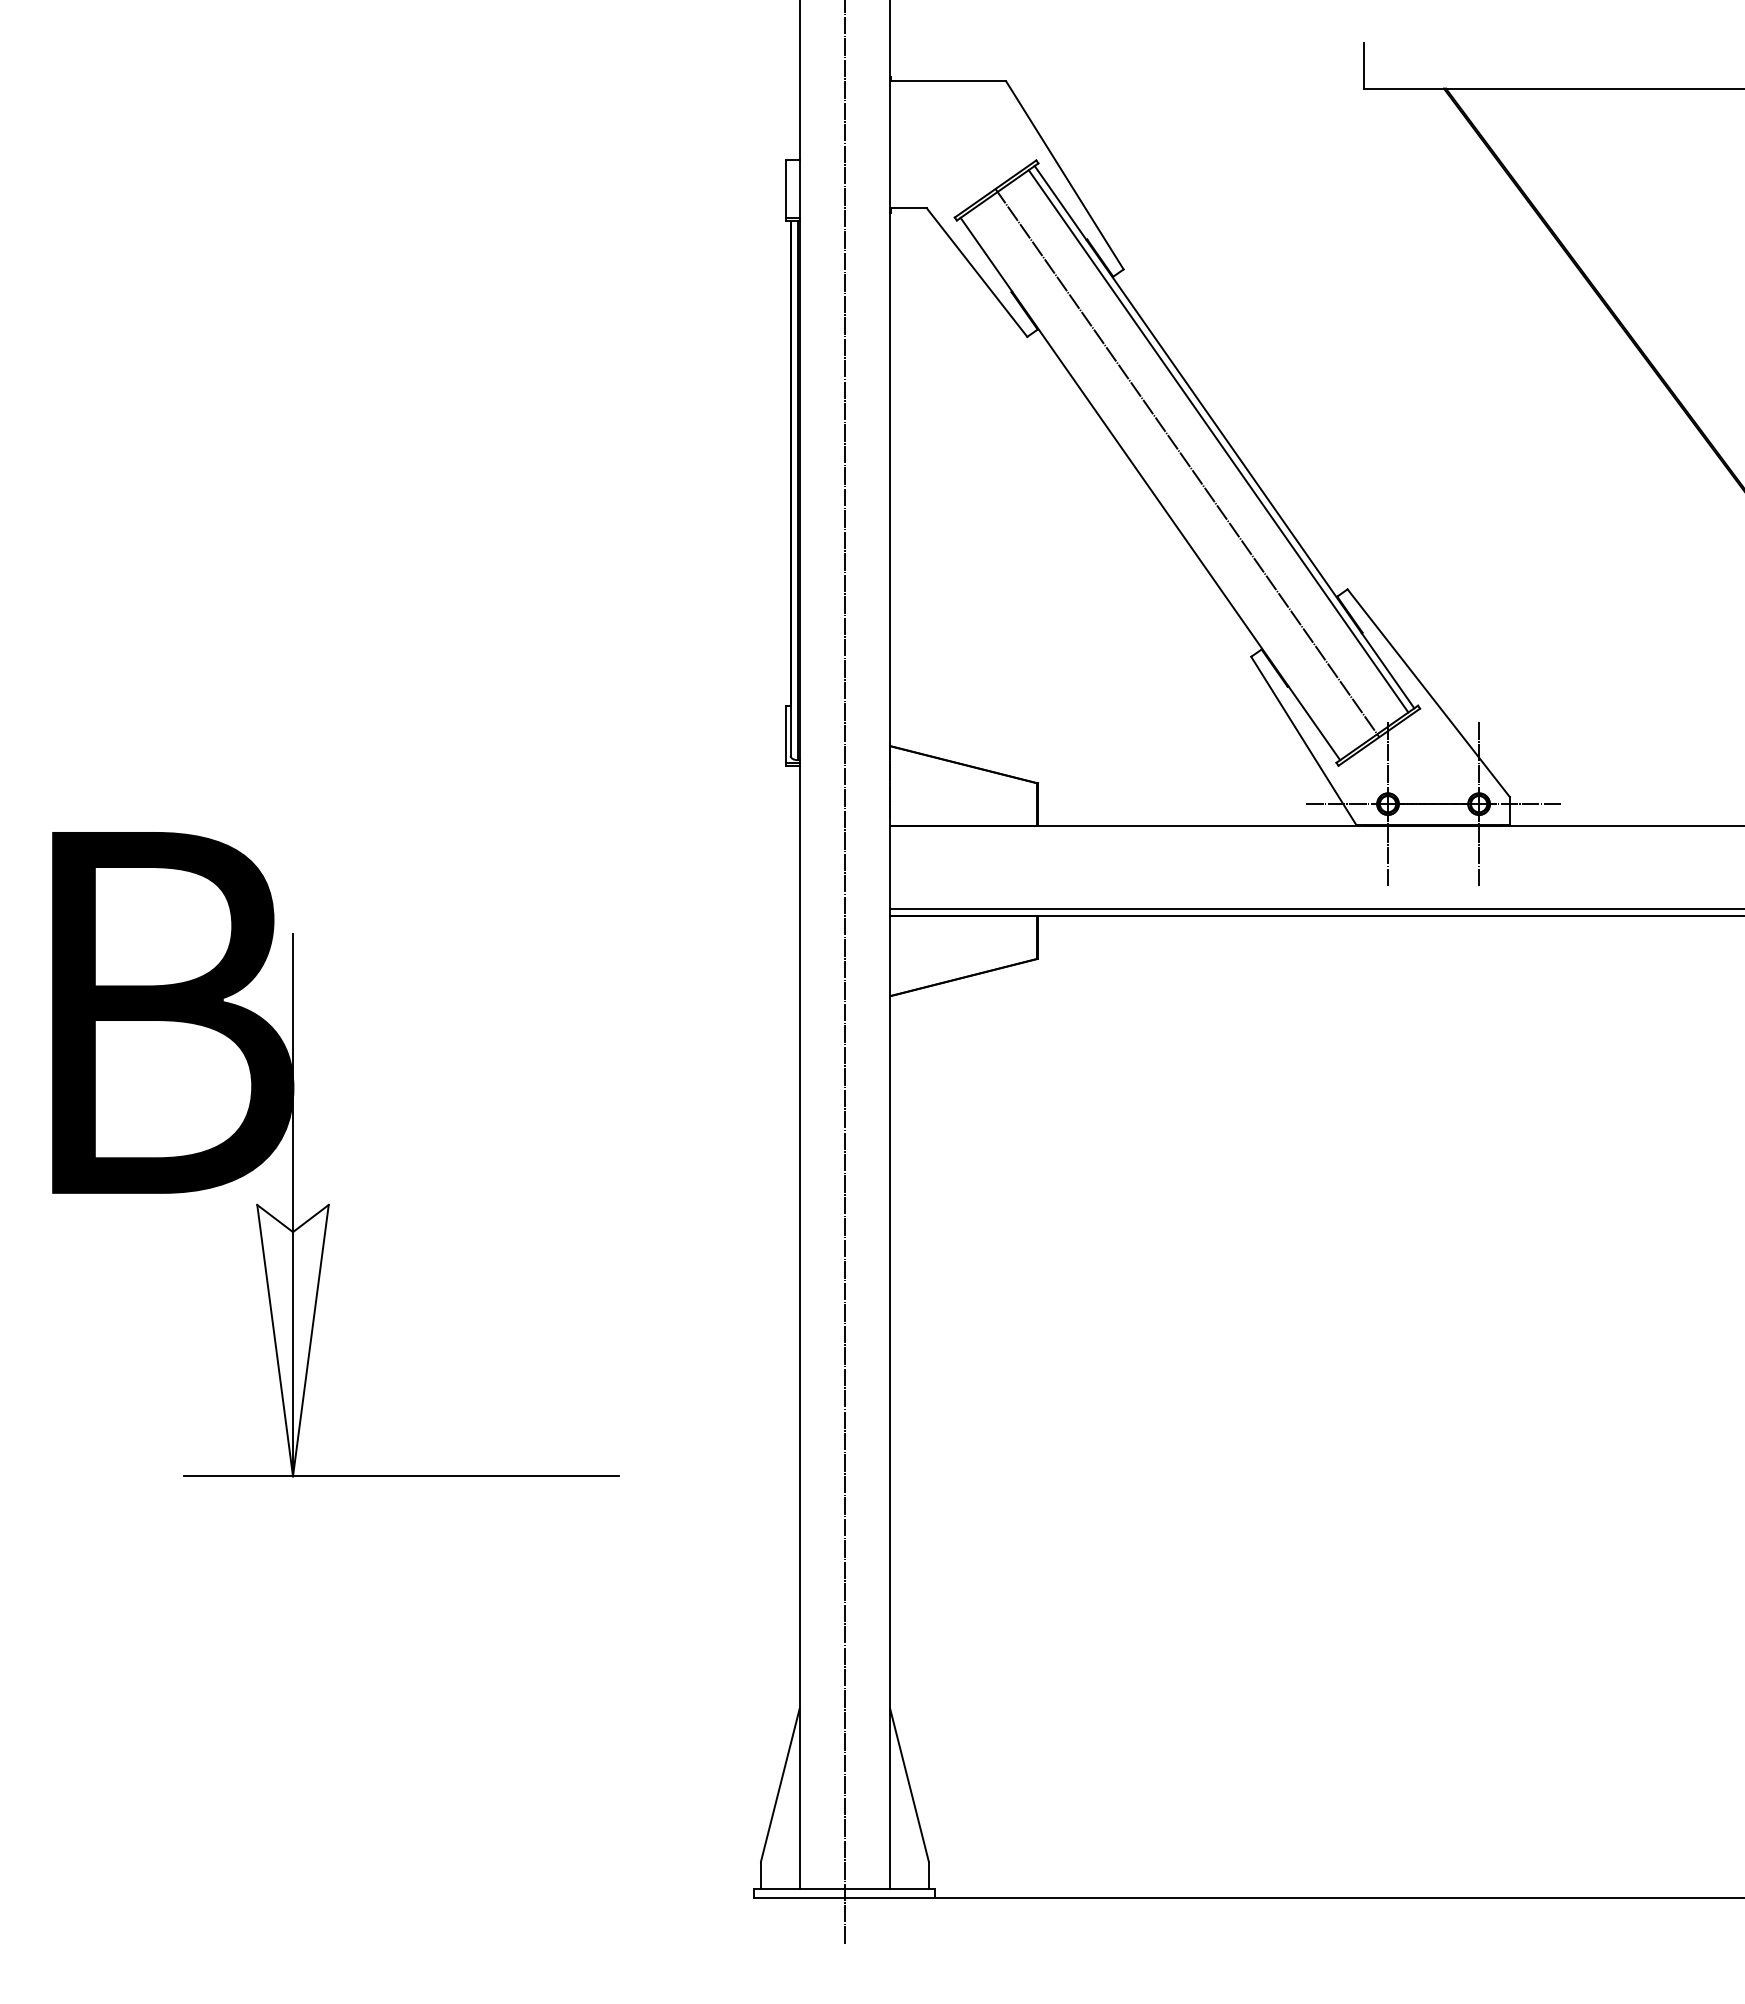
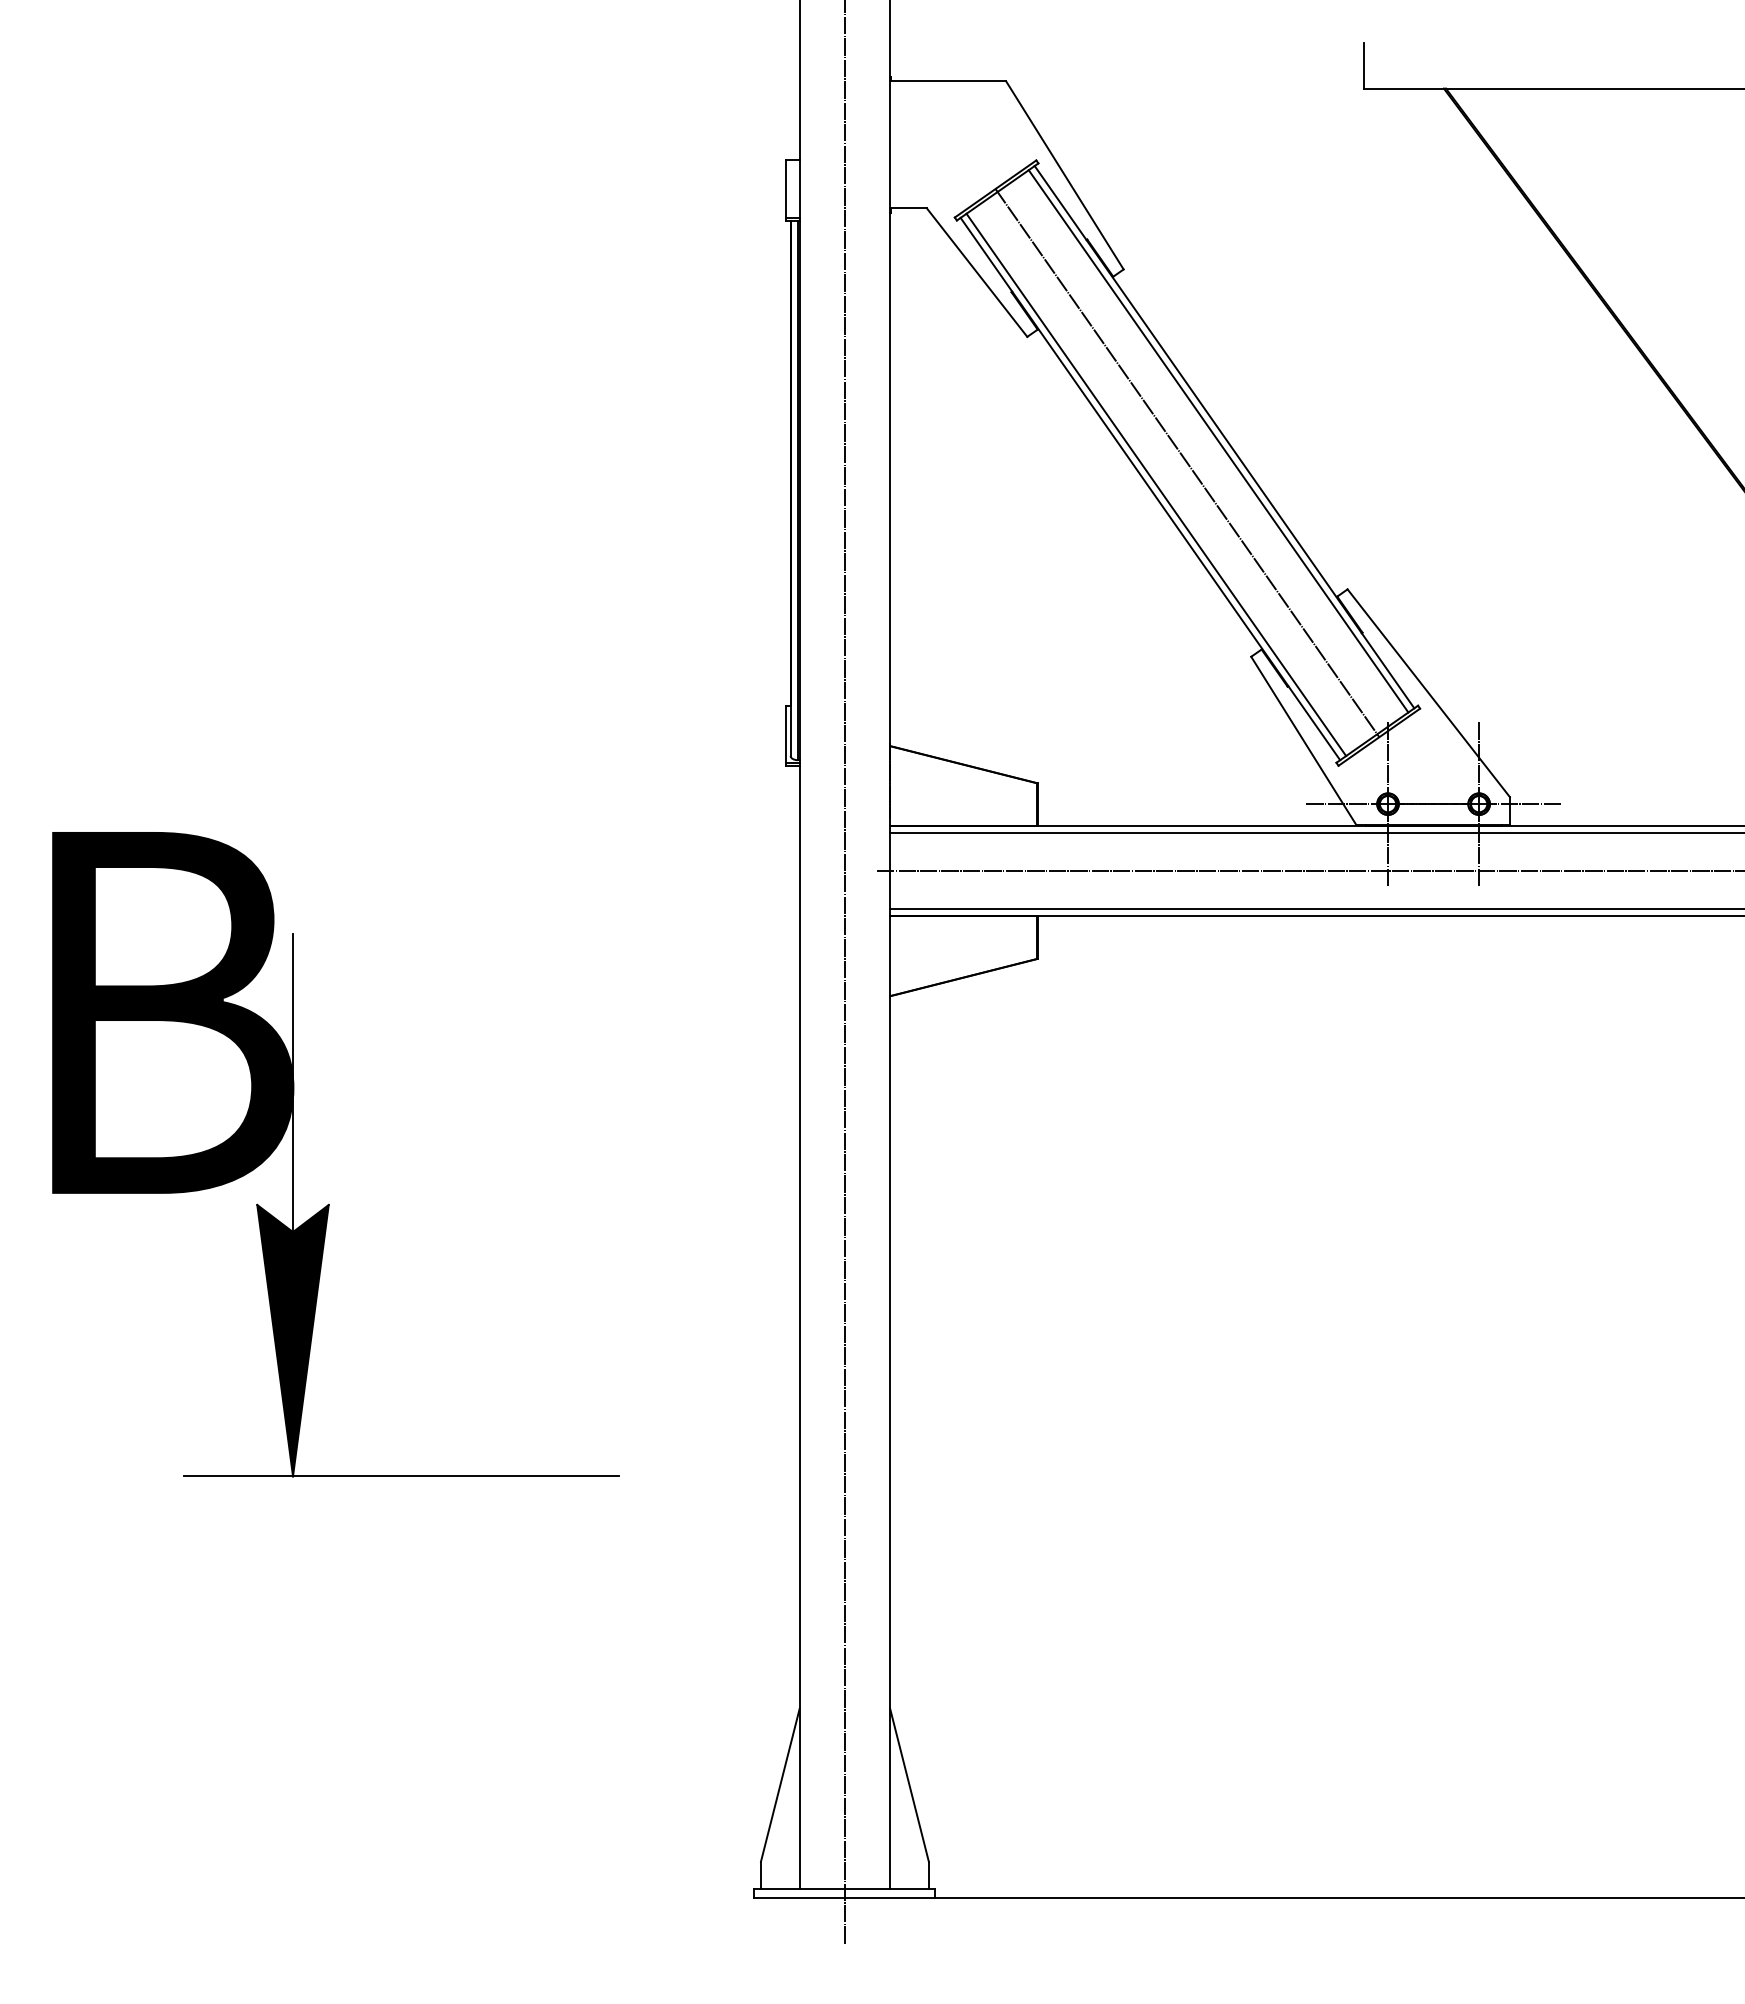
line: none -> present (1156, 484)
line: none -> present (1315, 833)
line: none -> present (1309, 871)
fill: none -> present (292, 1340)
